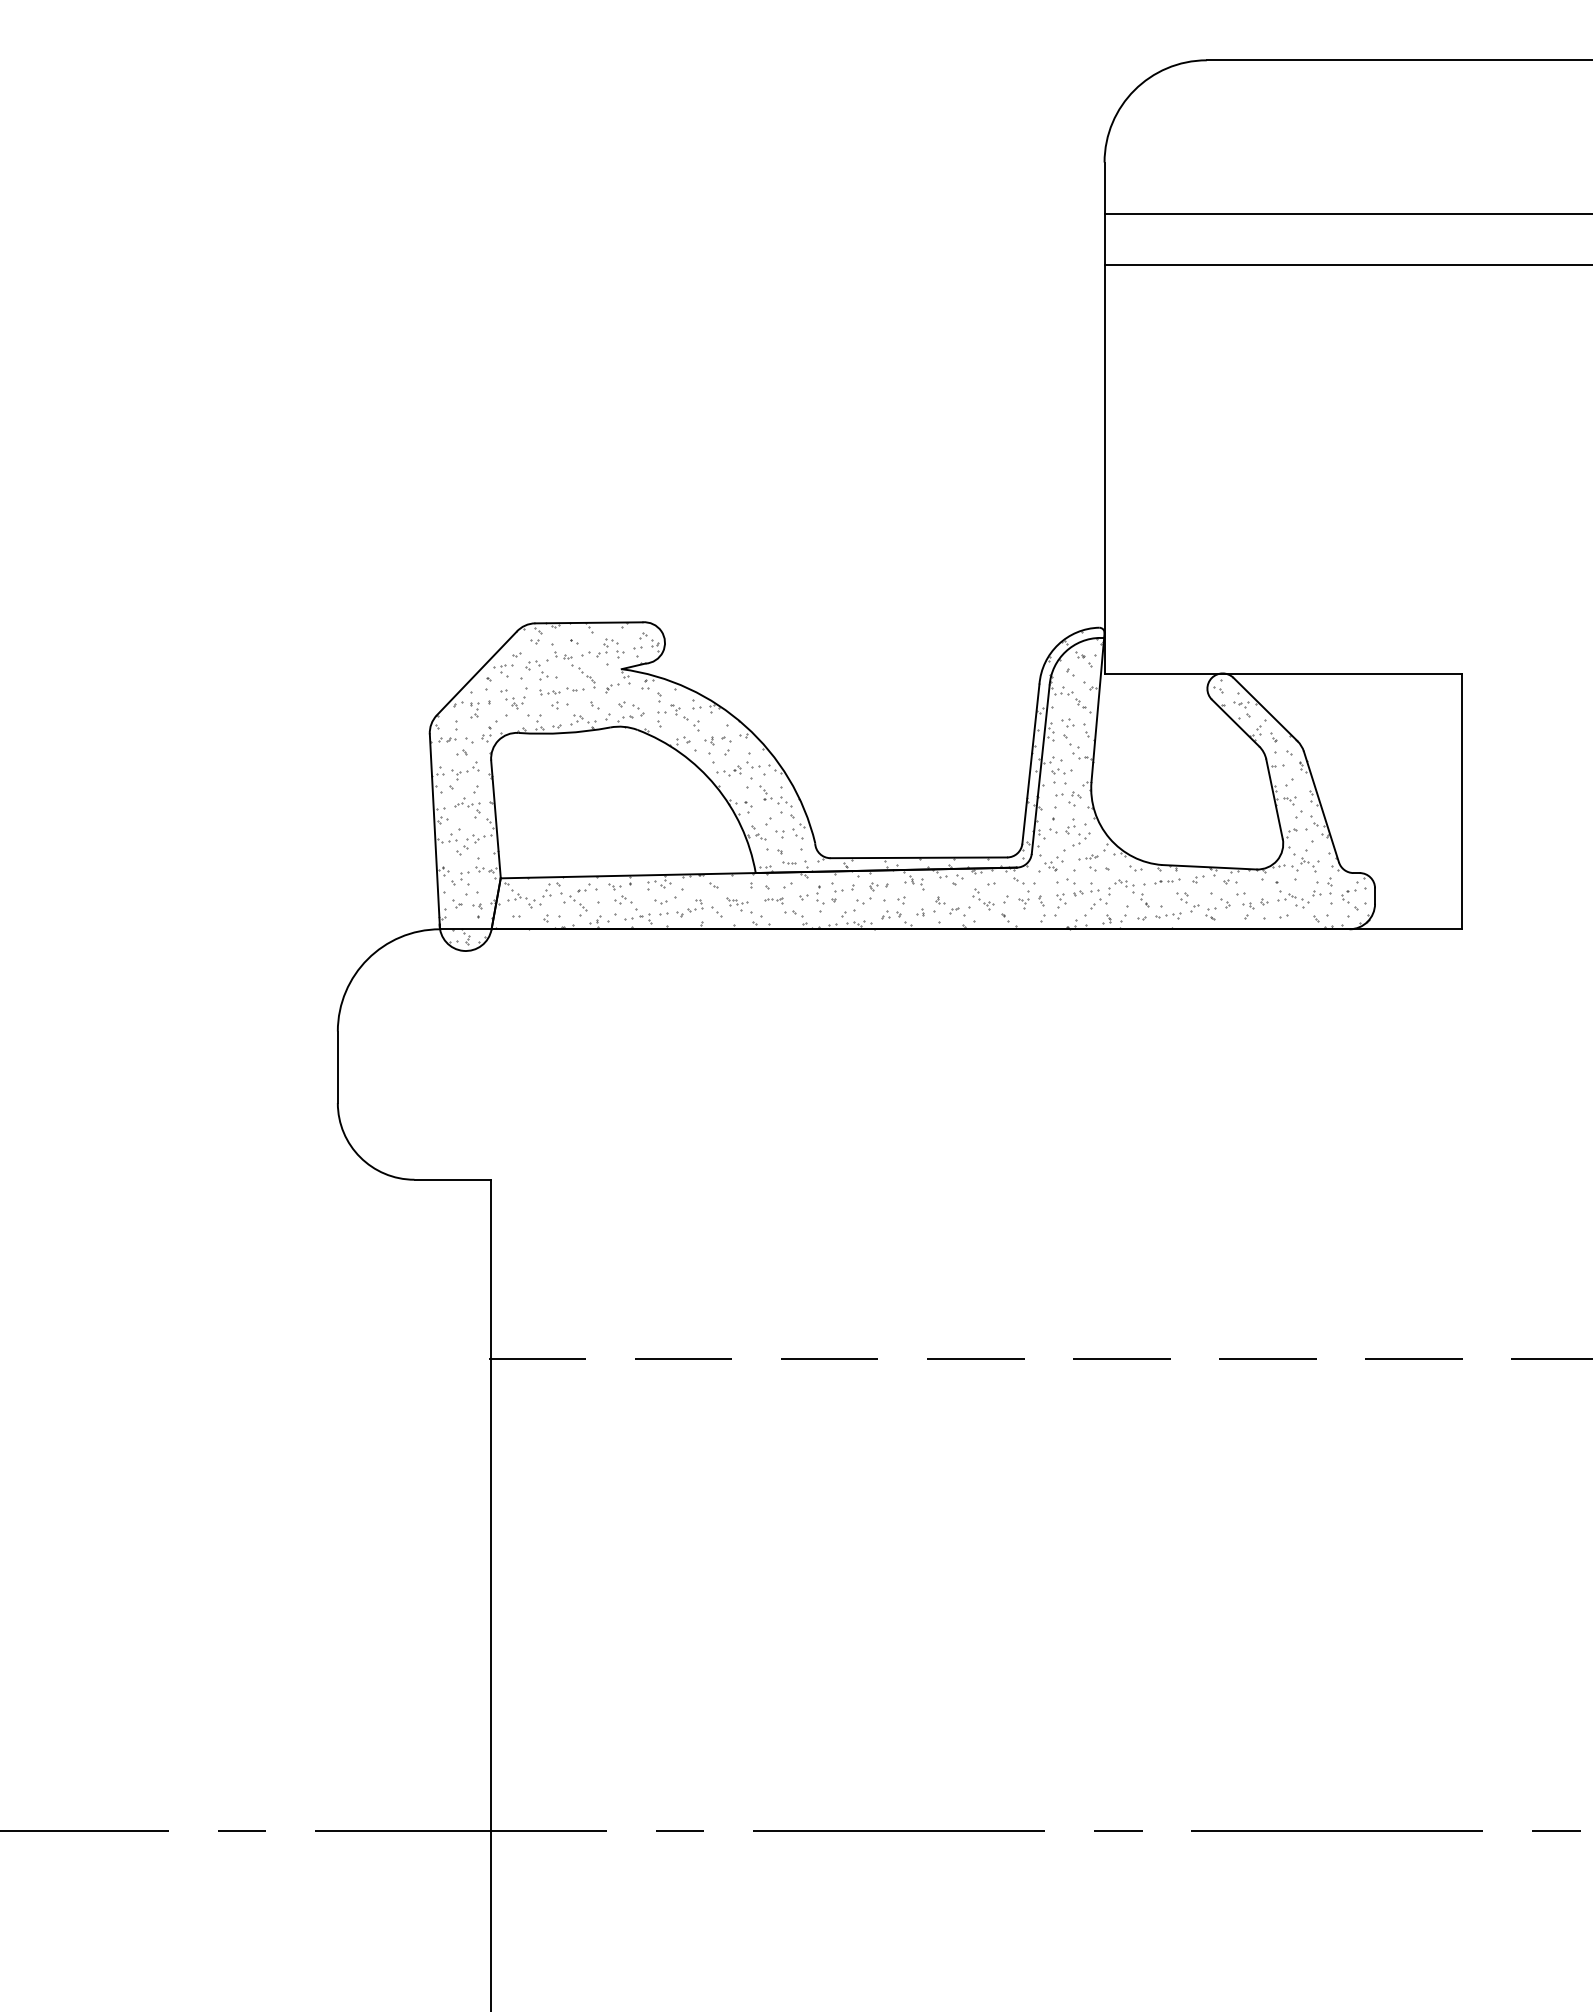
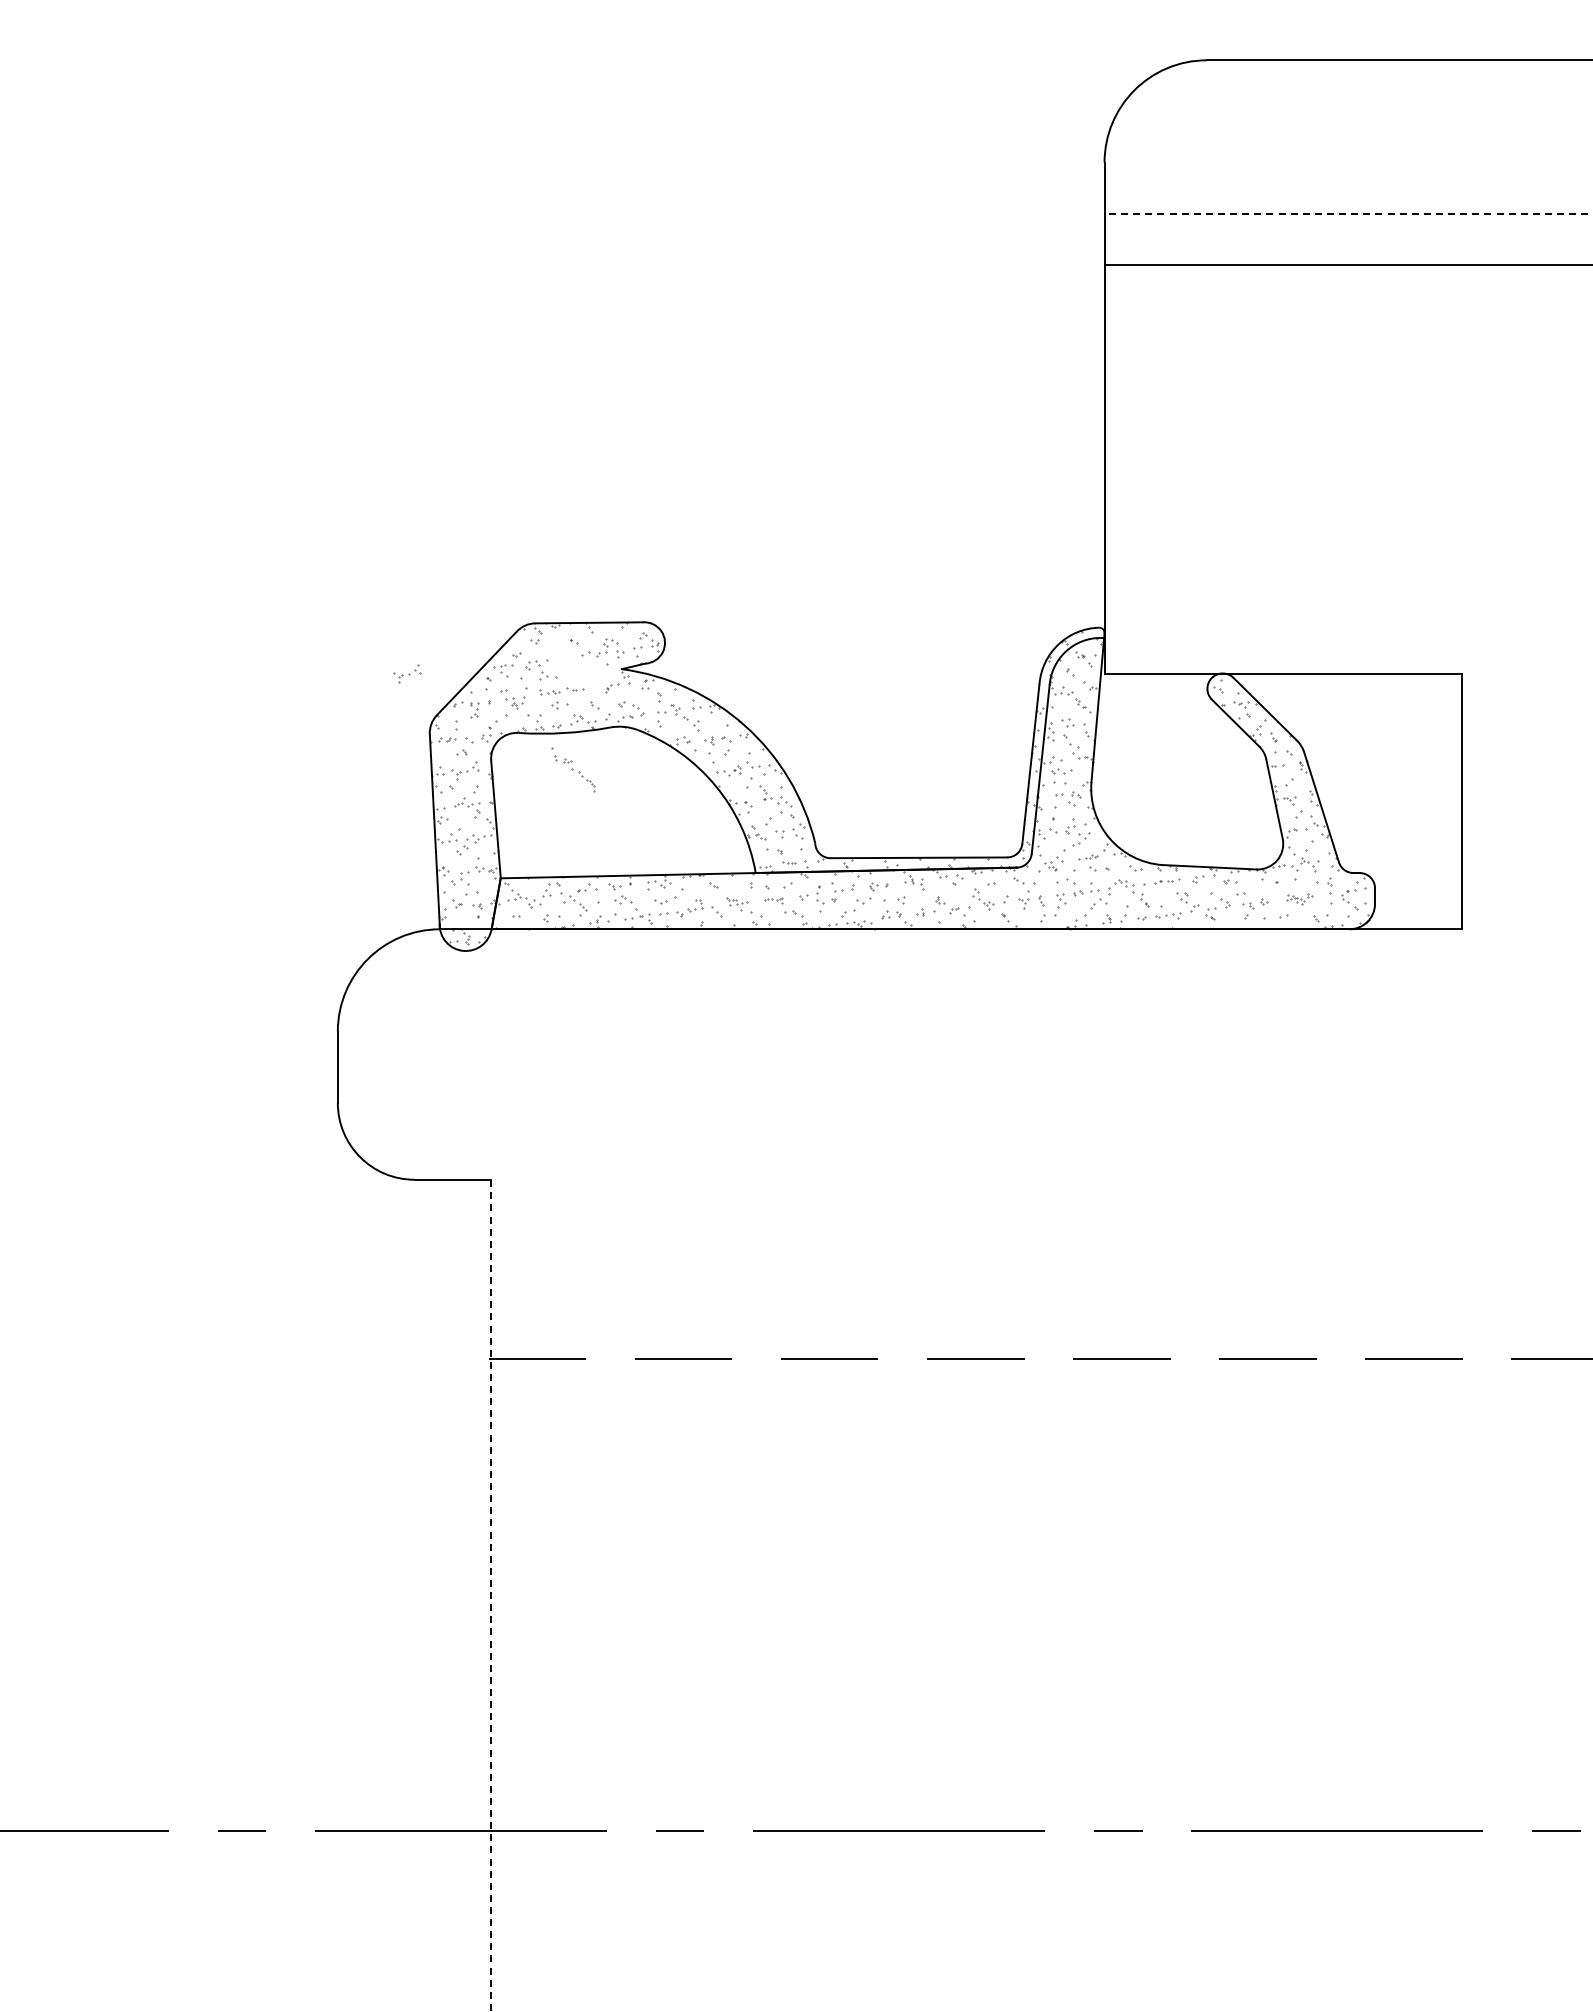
line: solid -> dashed (1348, 213)
part position: (573, 665) -> (573, 769) (573, 769)
part: none -> present (407, 673)
part size: 45x19 px -> 28x13 px (1299, 899)
line: solid -> dashed (491, 1595)
